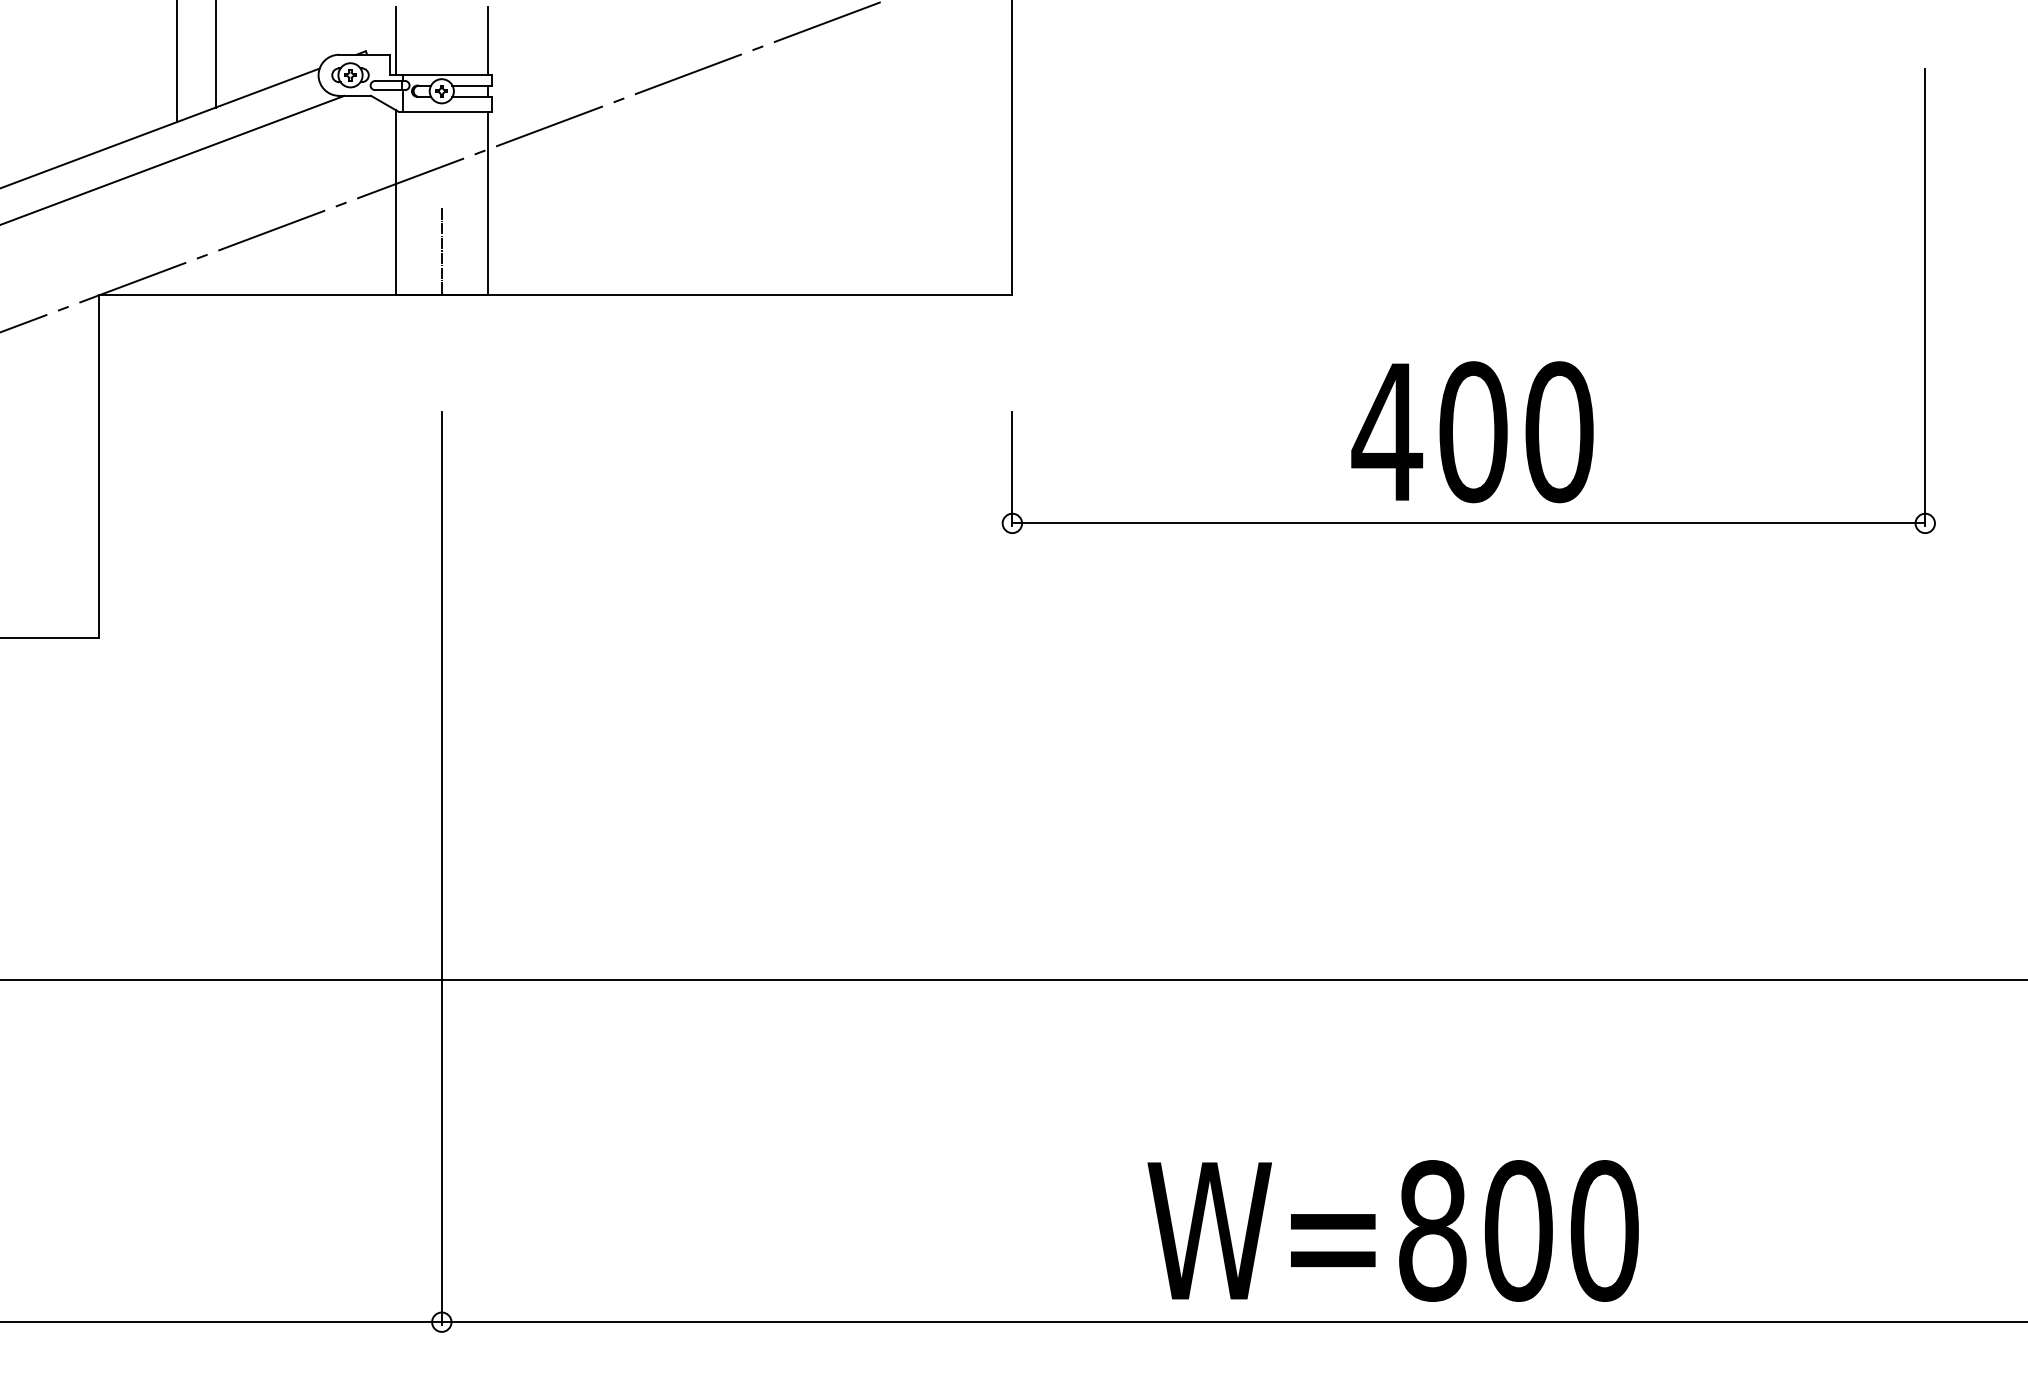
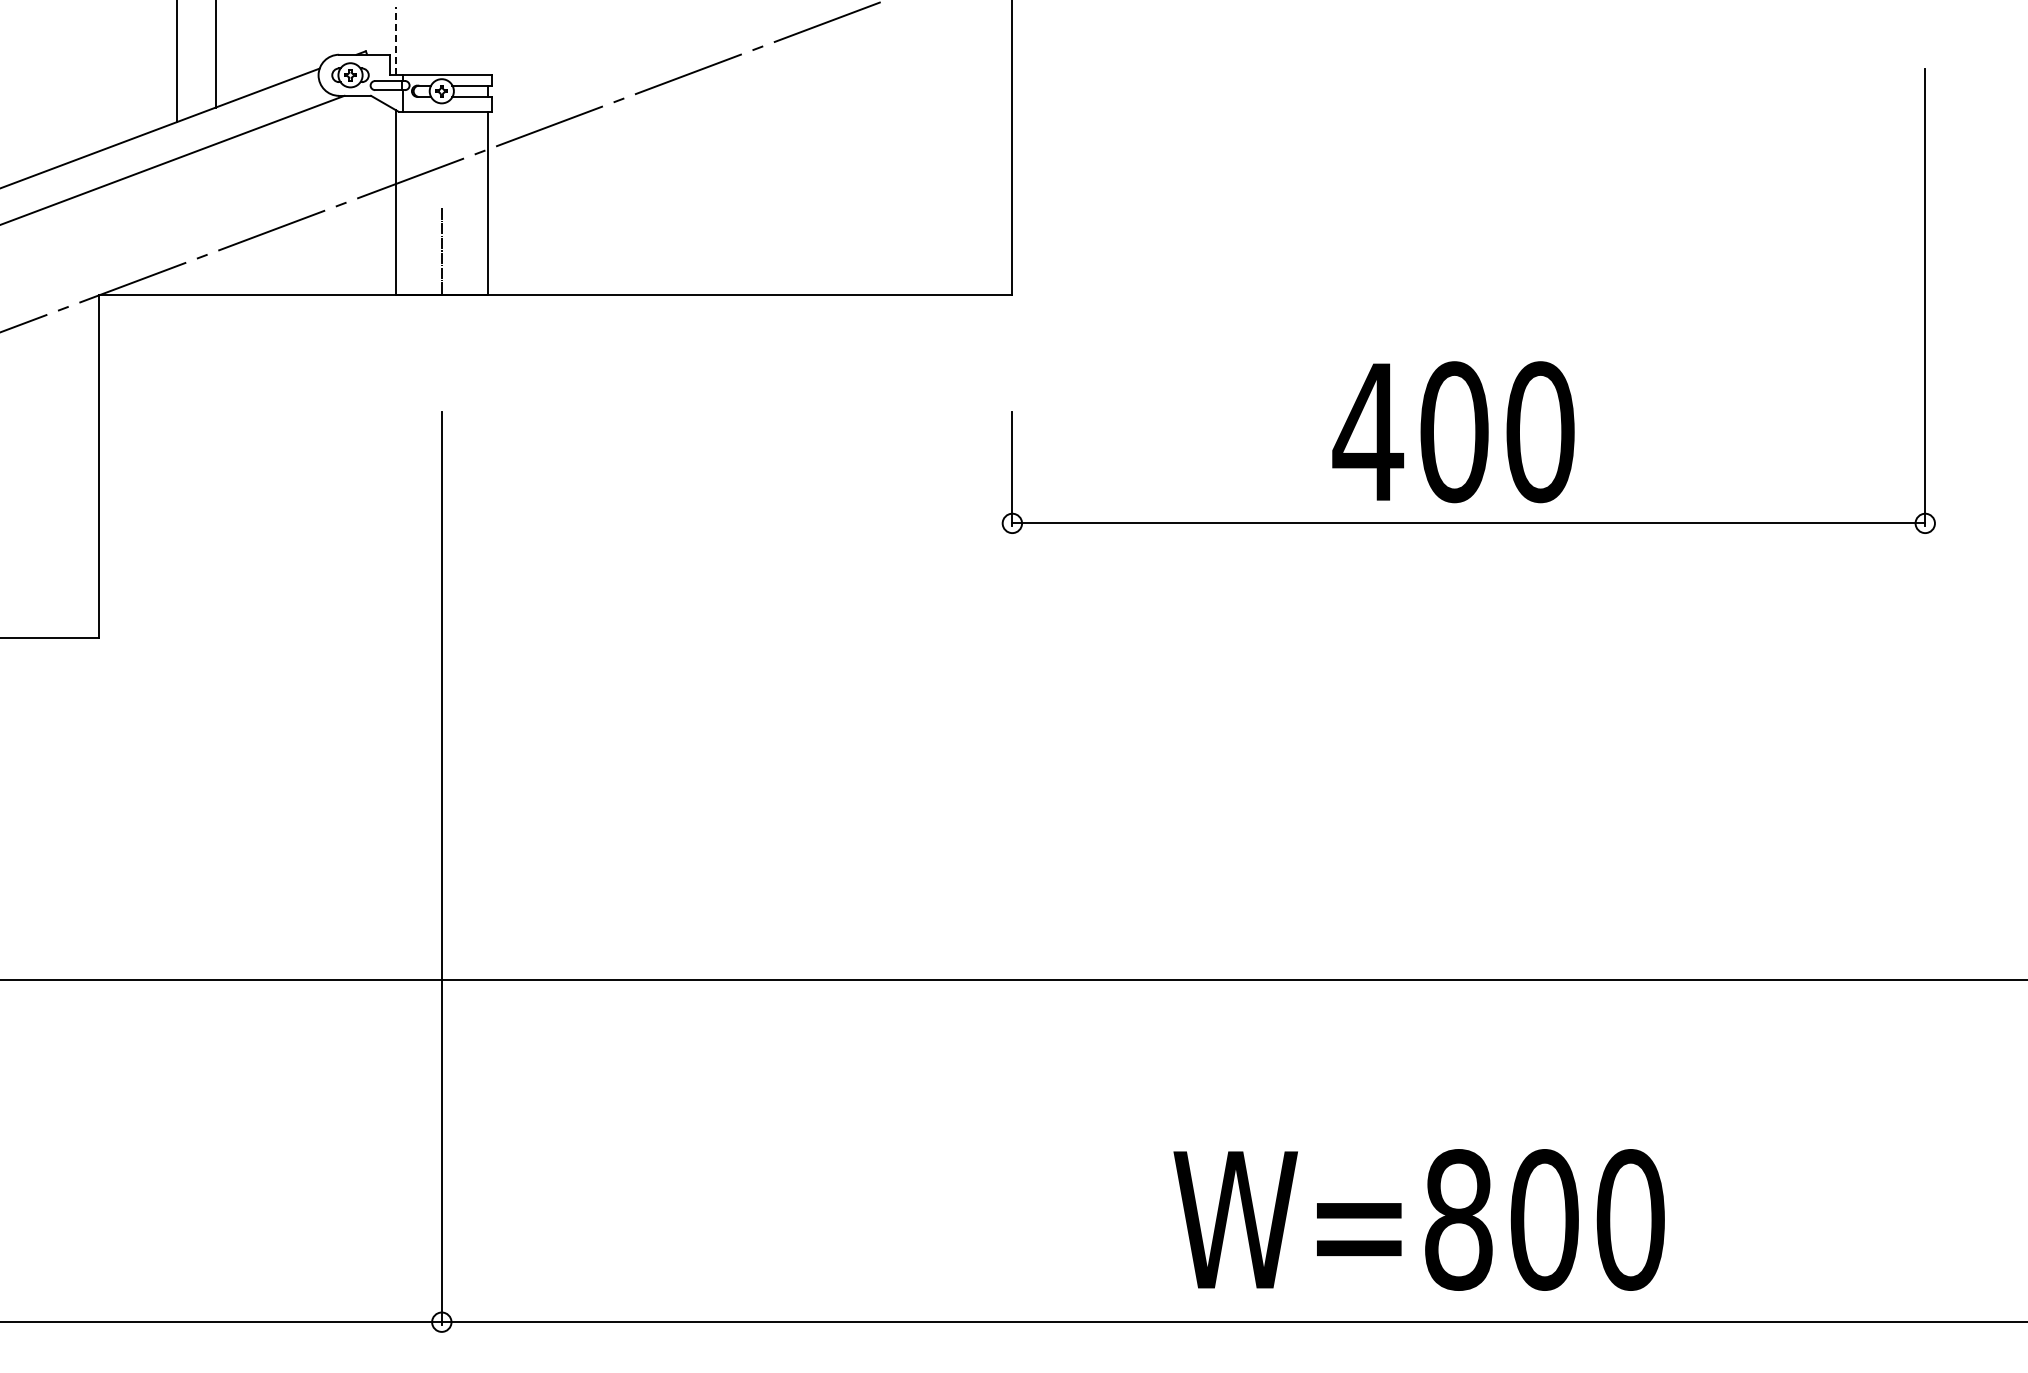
line: solid -> dashed (395, 40)
line: present -> none (488, 40)
text position: (1472, 432) -> (1453, 432) (1453, 432)
text position: (1392, 1230) -> (1418, 1219) (1418, 1219)
